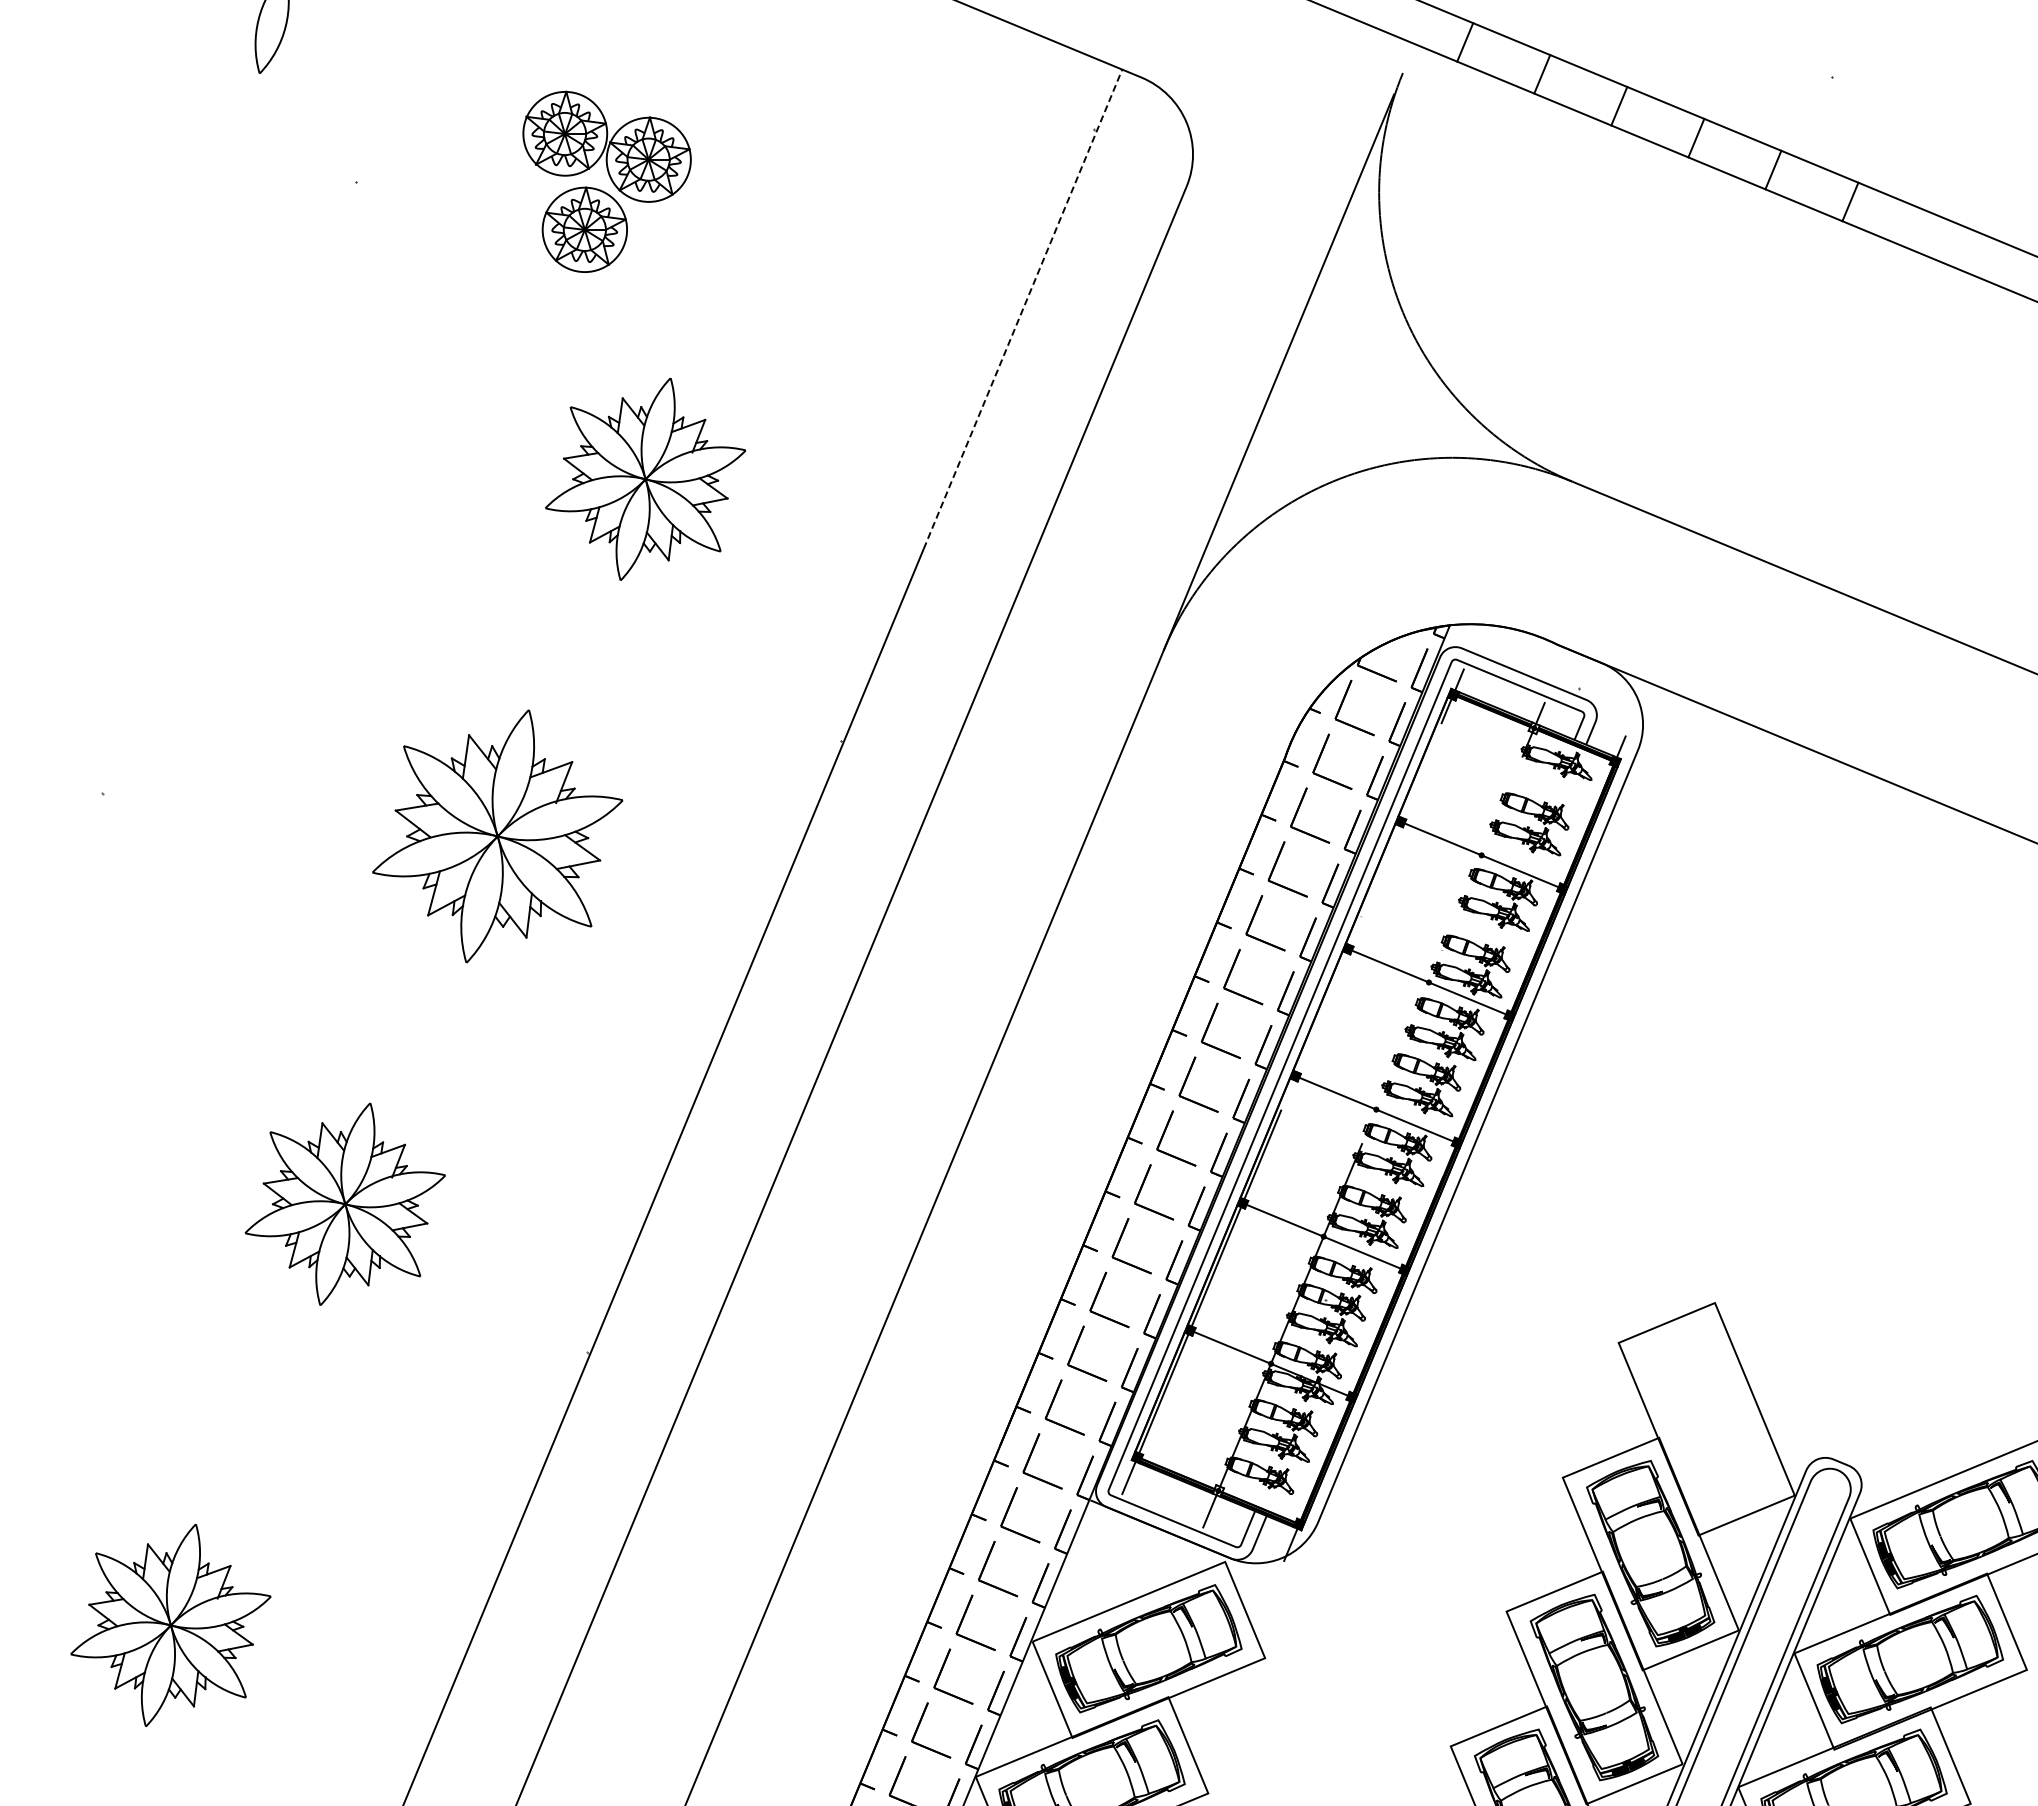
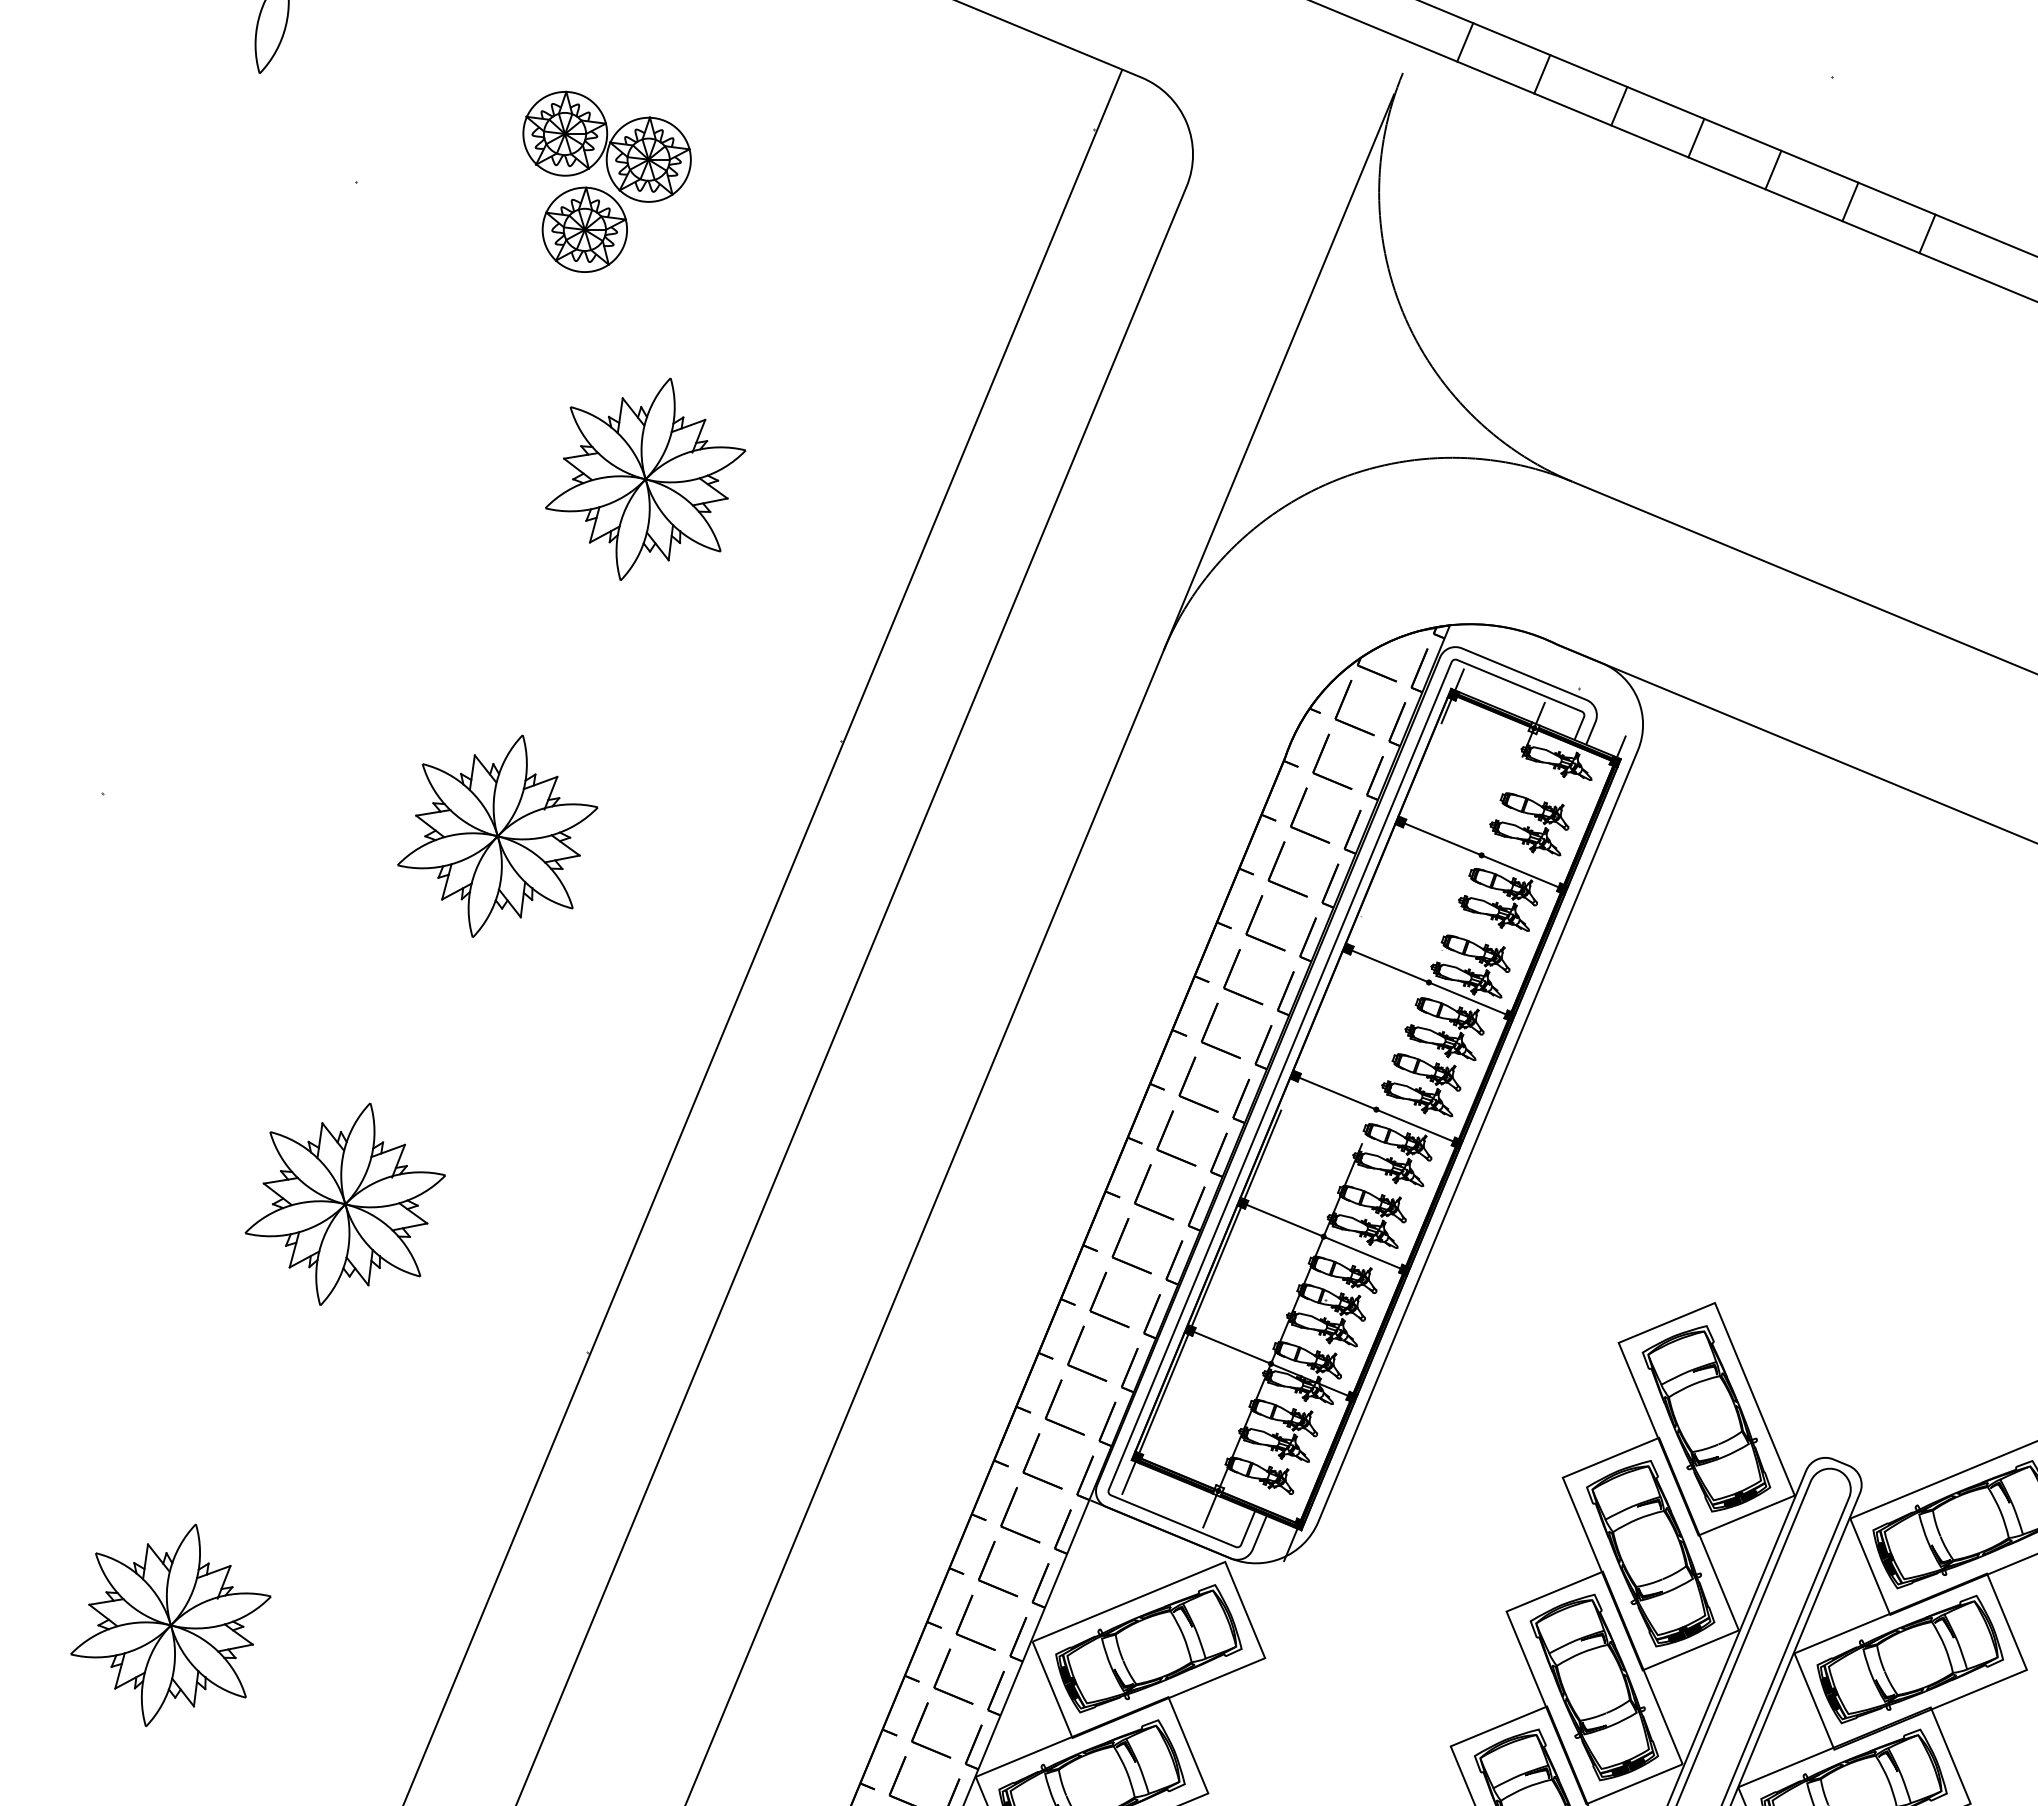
line: none -> present (1927, 233)
line: dashed -> solid (1023, 308)
part size: 252x255 px -> 202x204 px (497, 835)
part: none -> present (1706, 1418)
